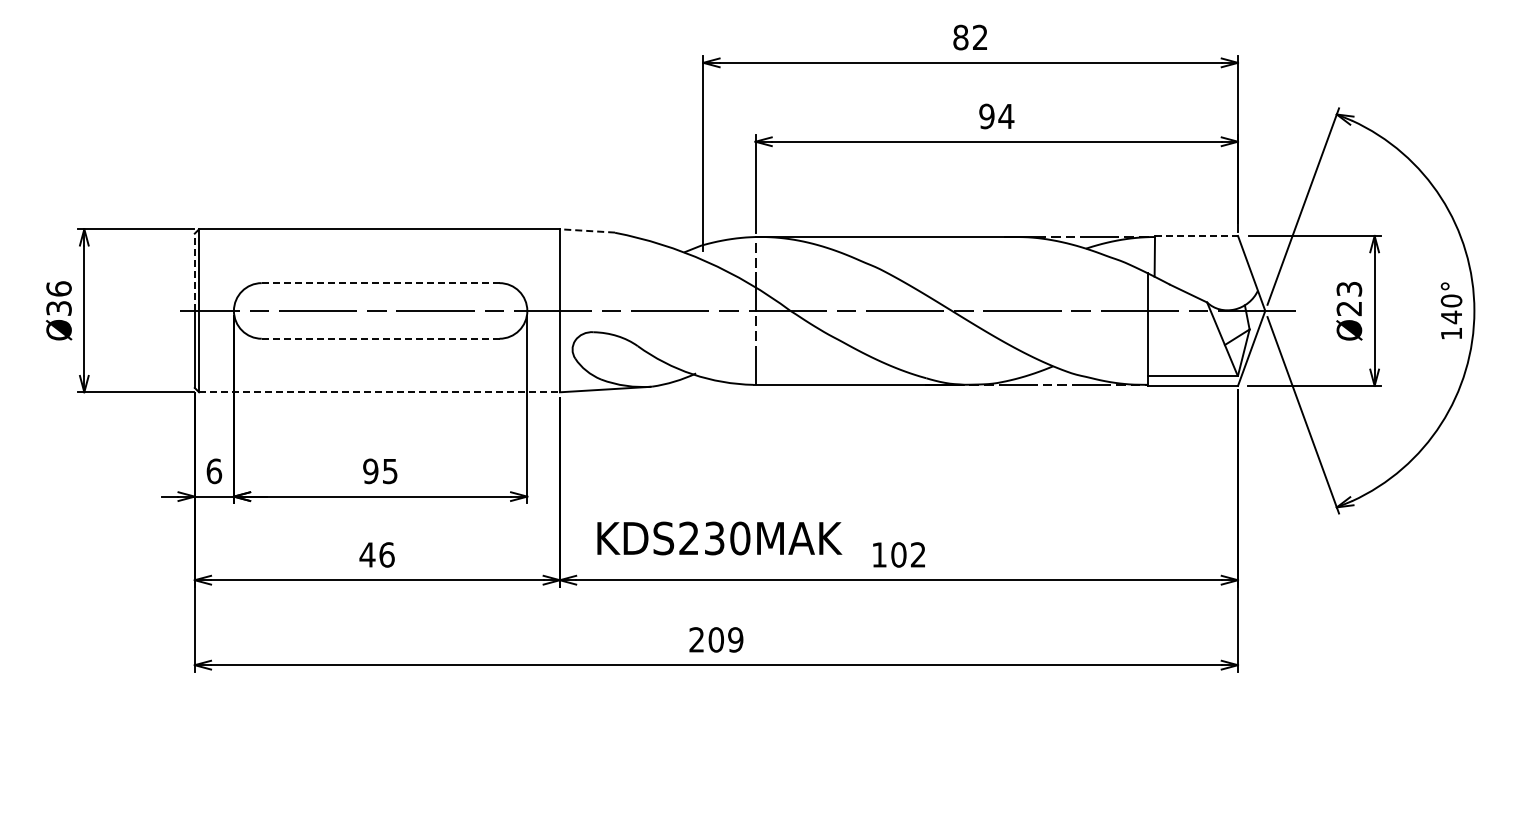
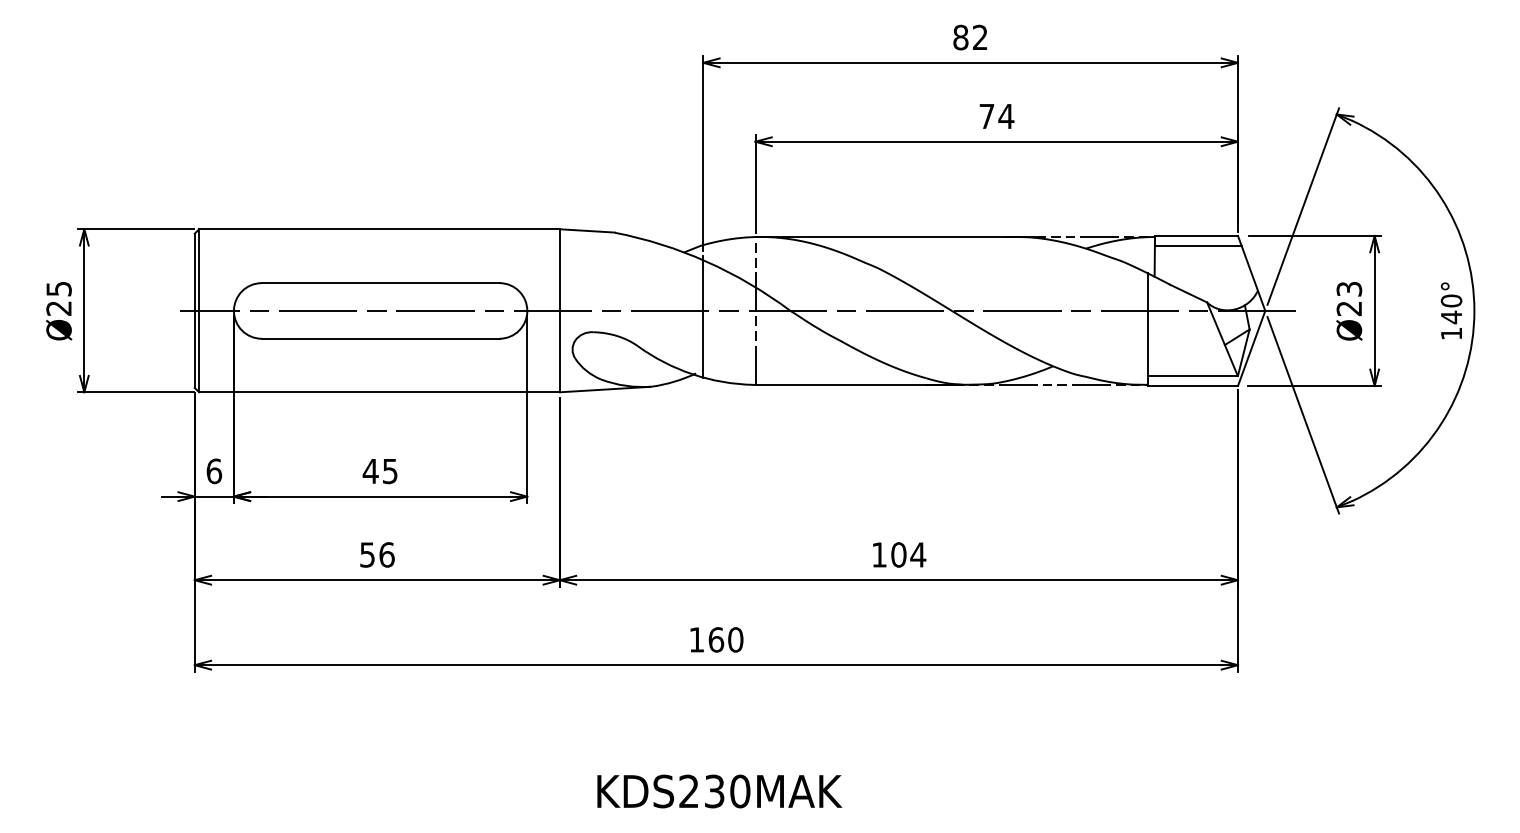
text: 94 -> 74 (986, 116)
line: dashed -> solid (587, 230)
line: dashed -> solid (1197, 235)
line: none -> present (1197, 245)
line: dashed -> solid (194, 272)
line: dashed -> solid (380, 283)
text: Ø36 -> Ø25 (58, 298)
line: none -> present (703, 316)
line: dashed -> solid (380, 338)
line: dashed -> solid (380, 392)
text: 95 -> 45 (370, 471)
text position: (719, 538) -> (719, 791) (719, 791)
text: 46 -> 56 (367, 554)
text: 102 -> 104 (918, 554)
text: 209 -> 160 (716, 639)
